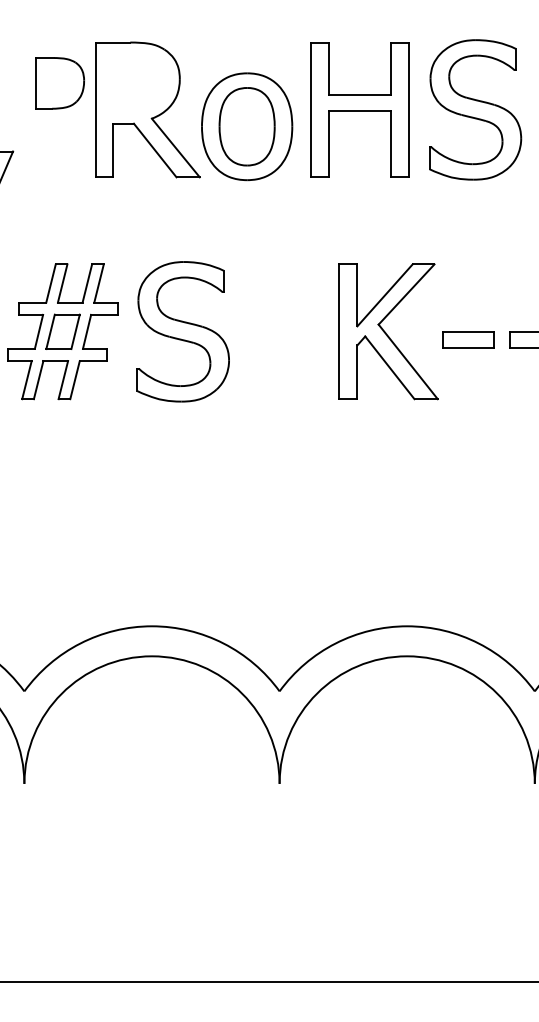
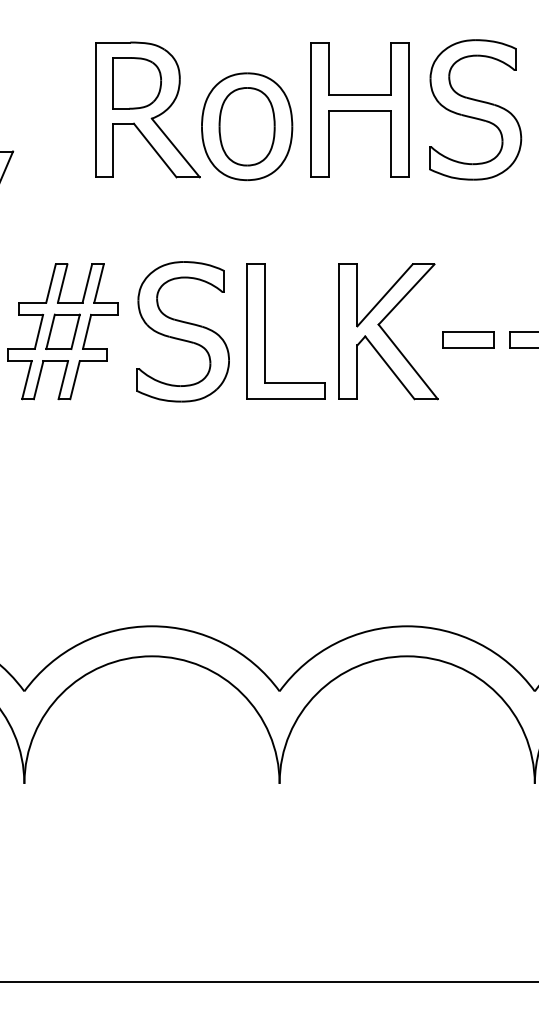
part position: (59, 83) -> (136, 83) (136, 83)
part: none -> present (265, 331)
